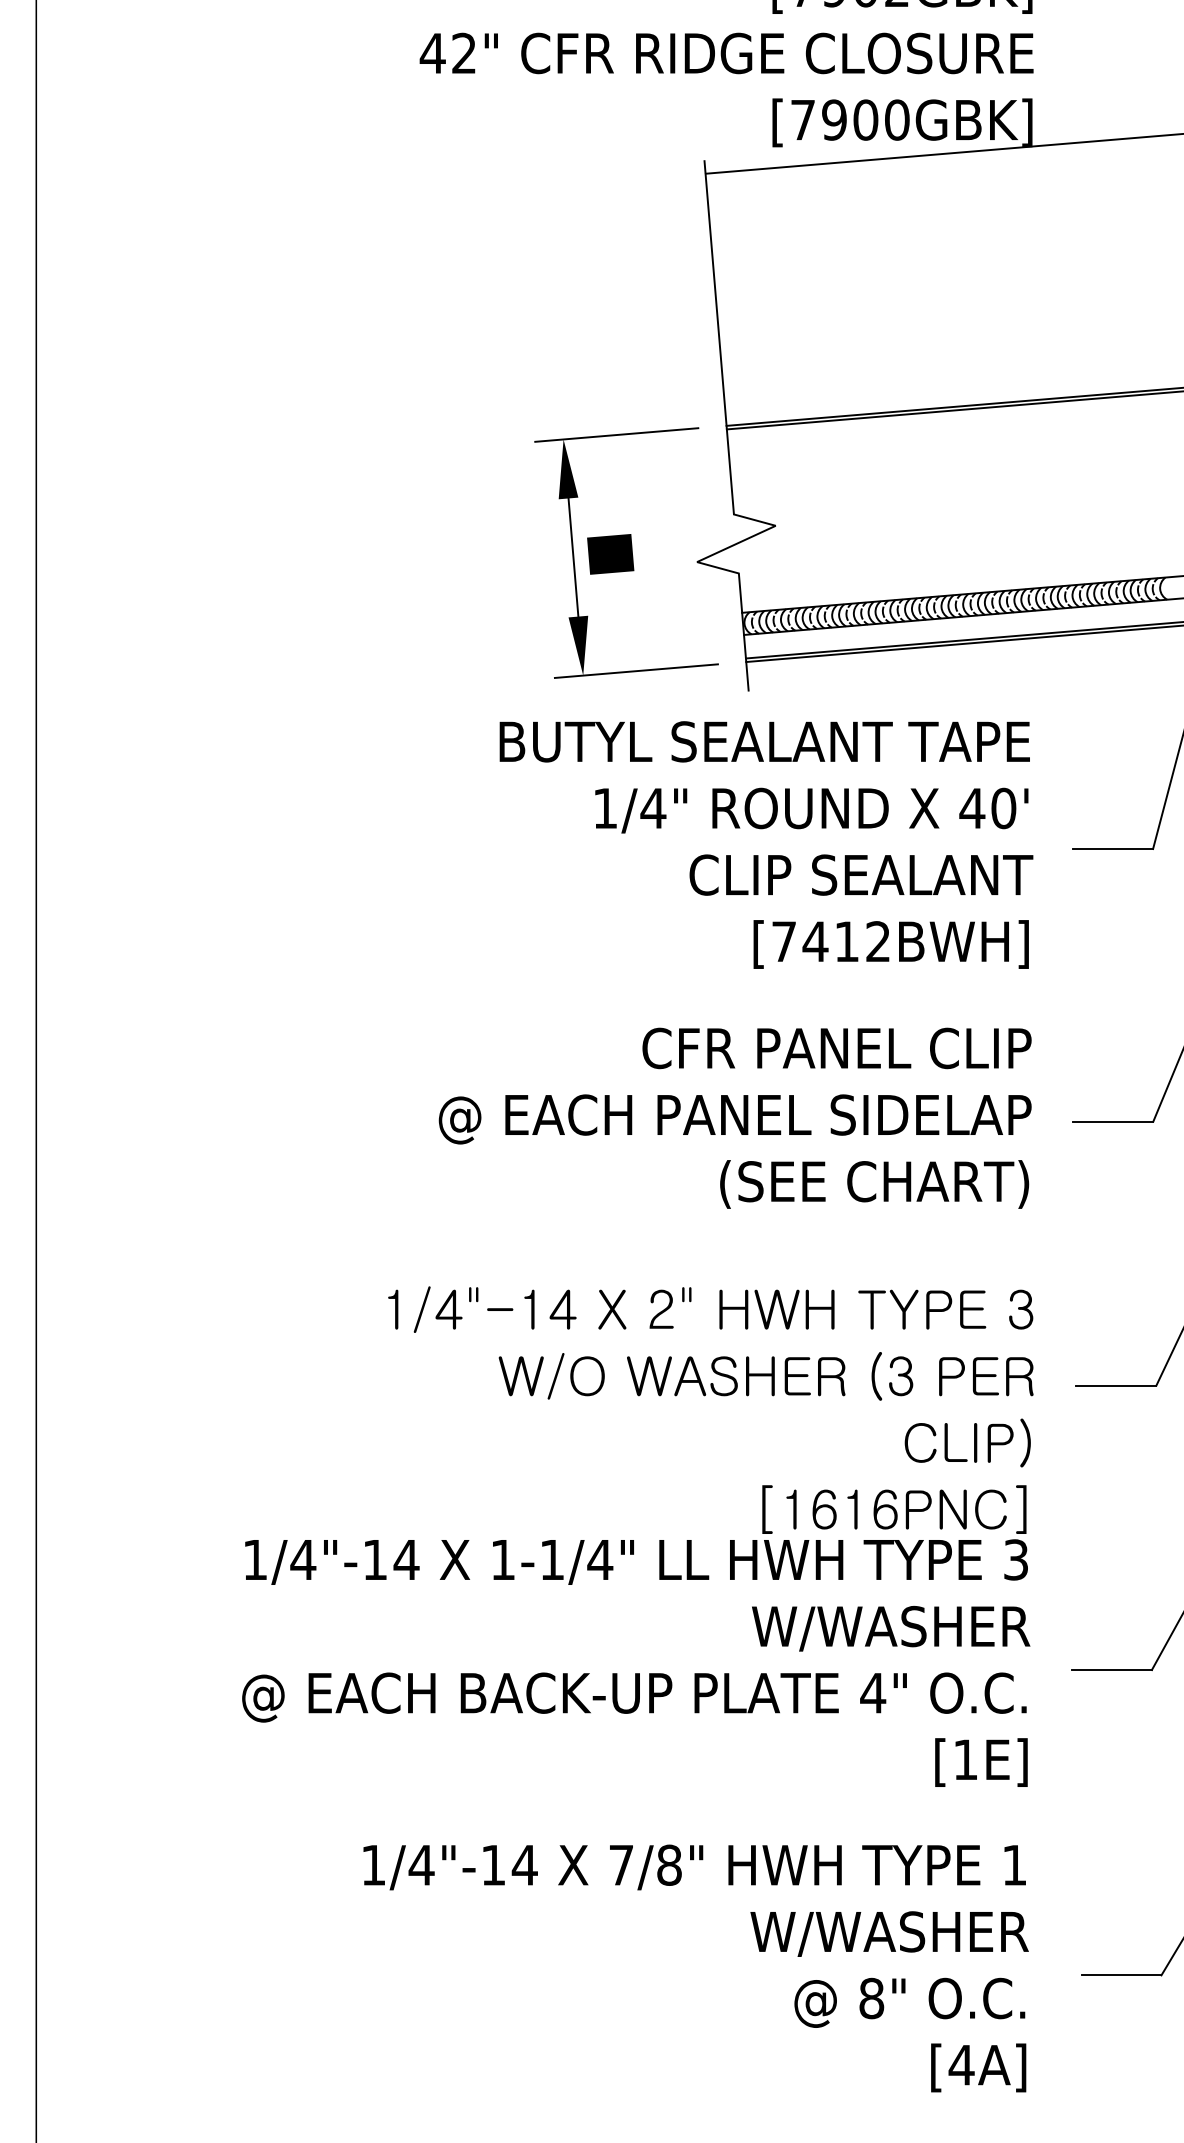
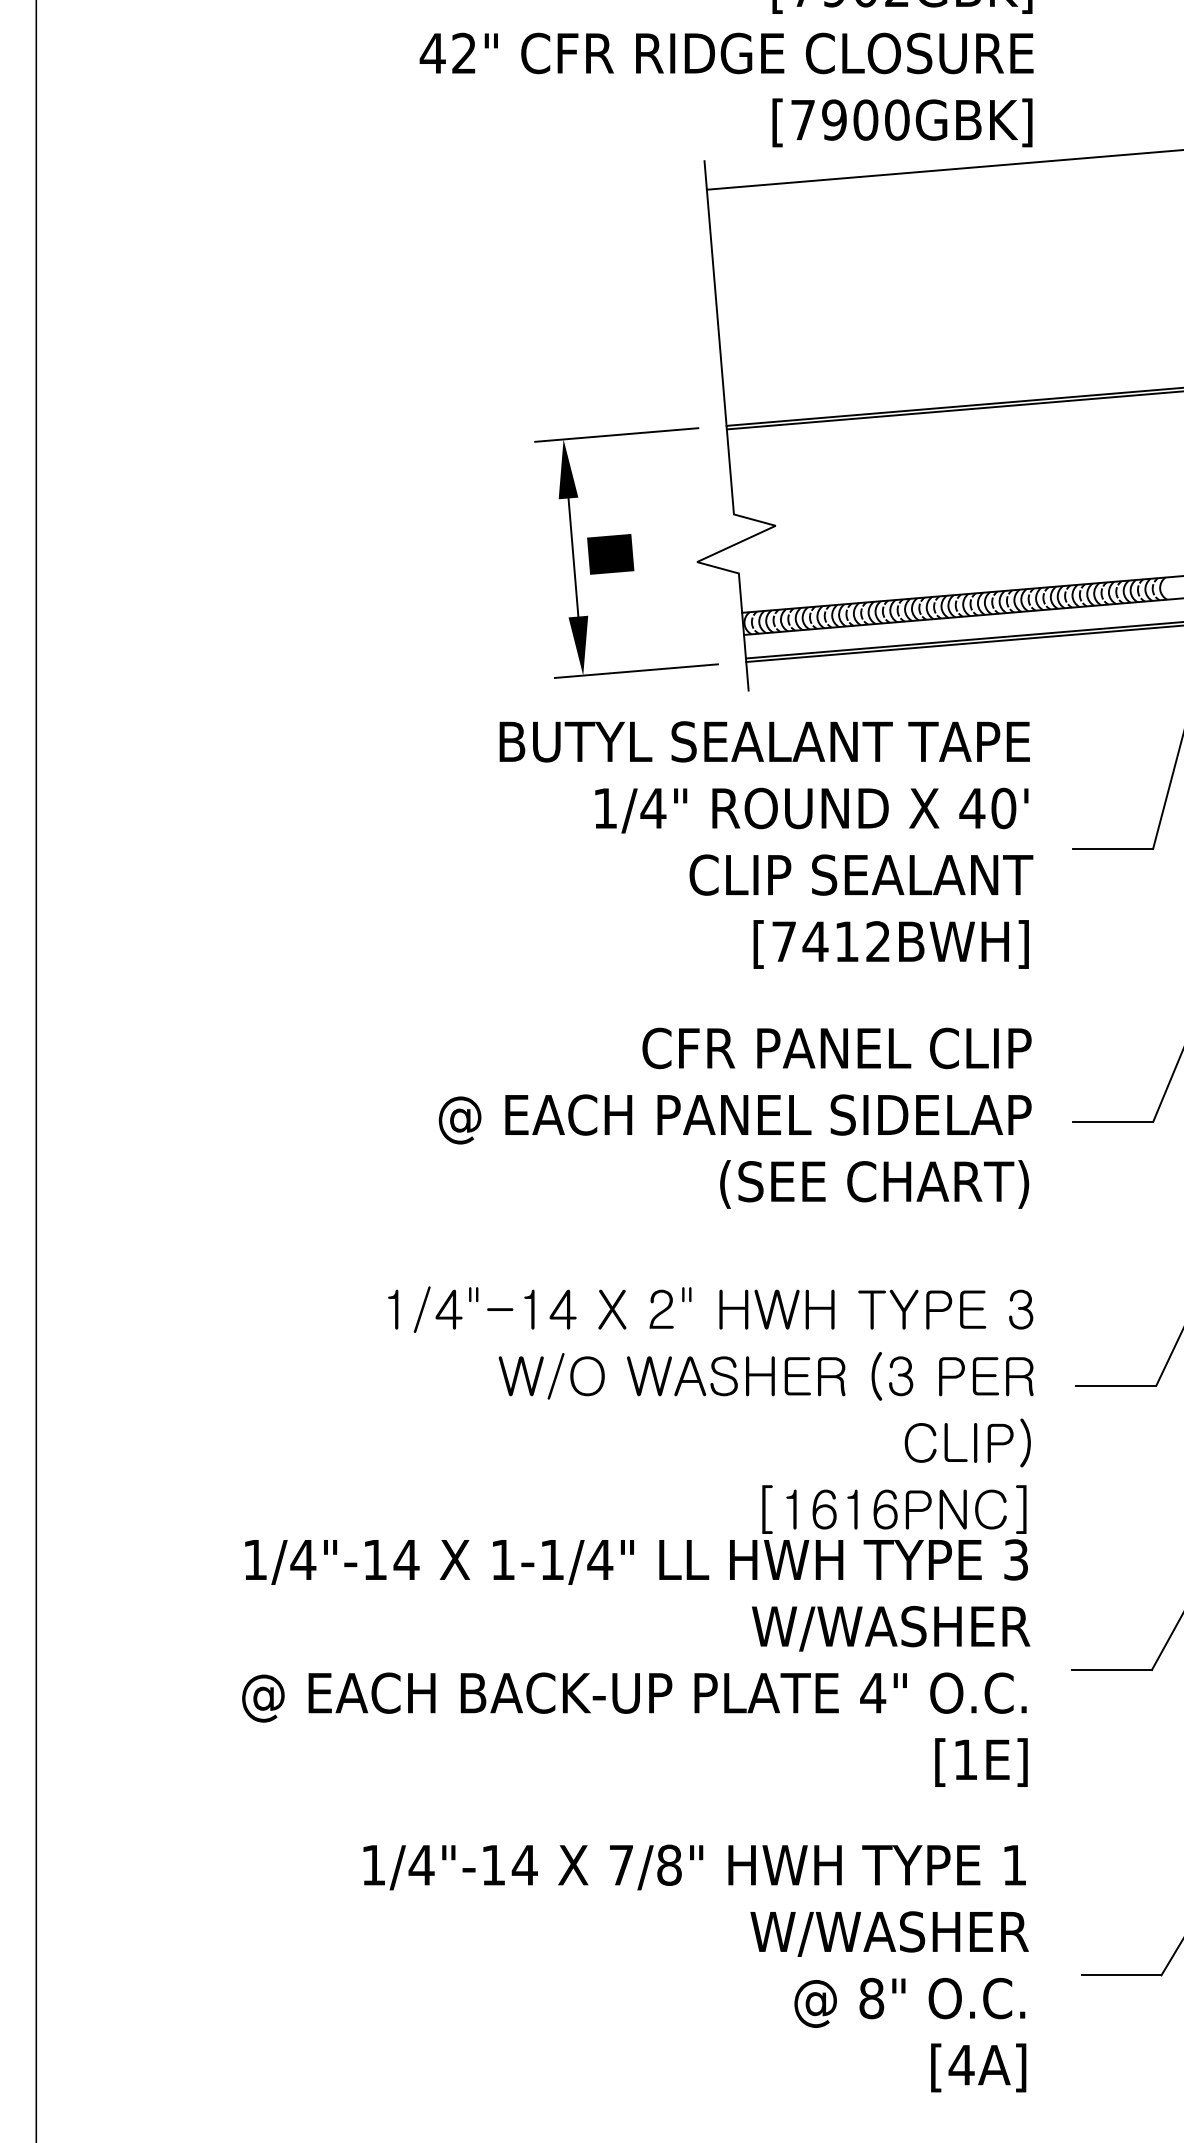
line position: (942, 153) -> (943, 169) (943, 169)
